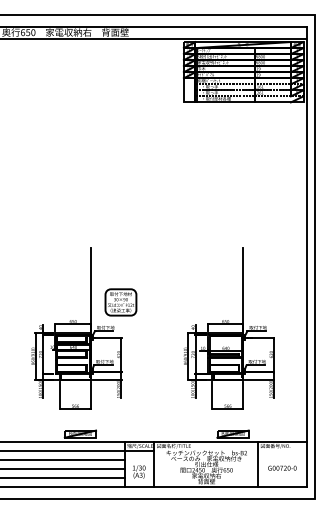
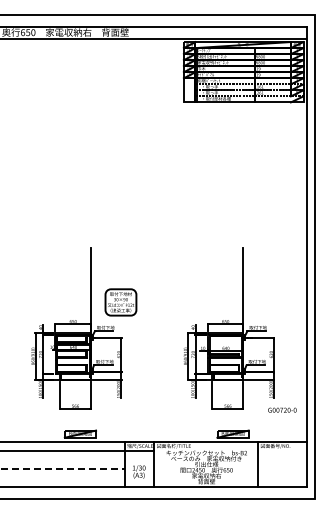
line: present -> none (63, 460)
text position: (282, 467) -> (282, 409) (282, 409)
line: solid -> dashed (63, 469)
line: present -> none (63, 478)
